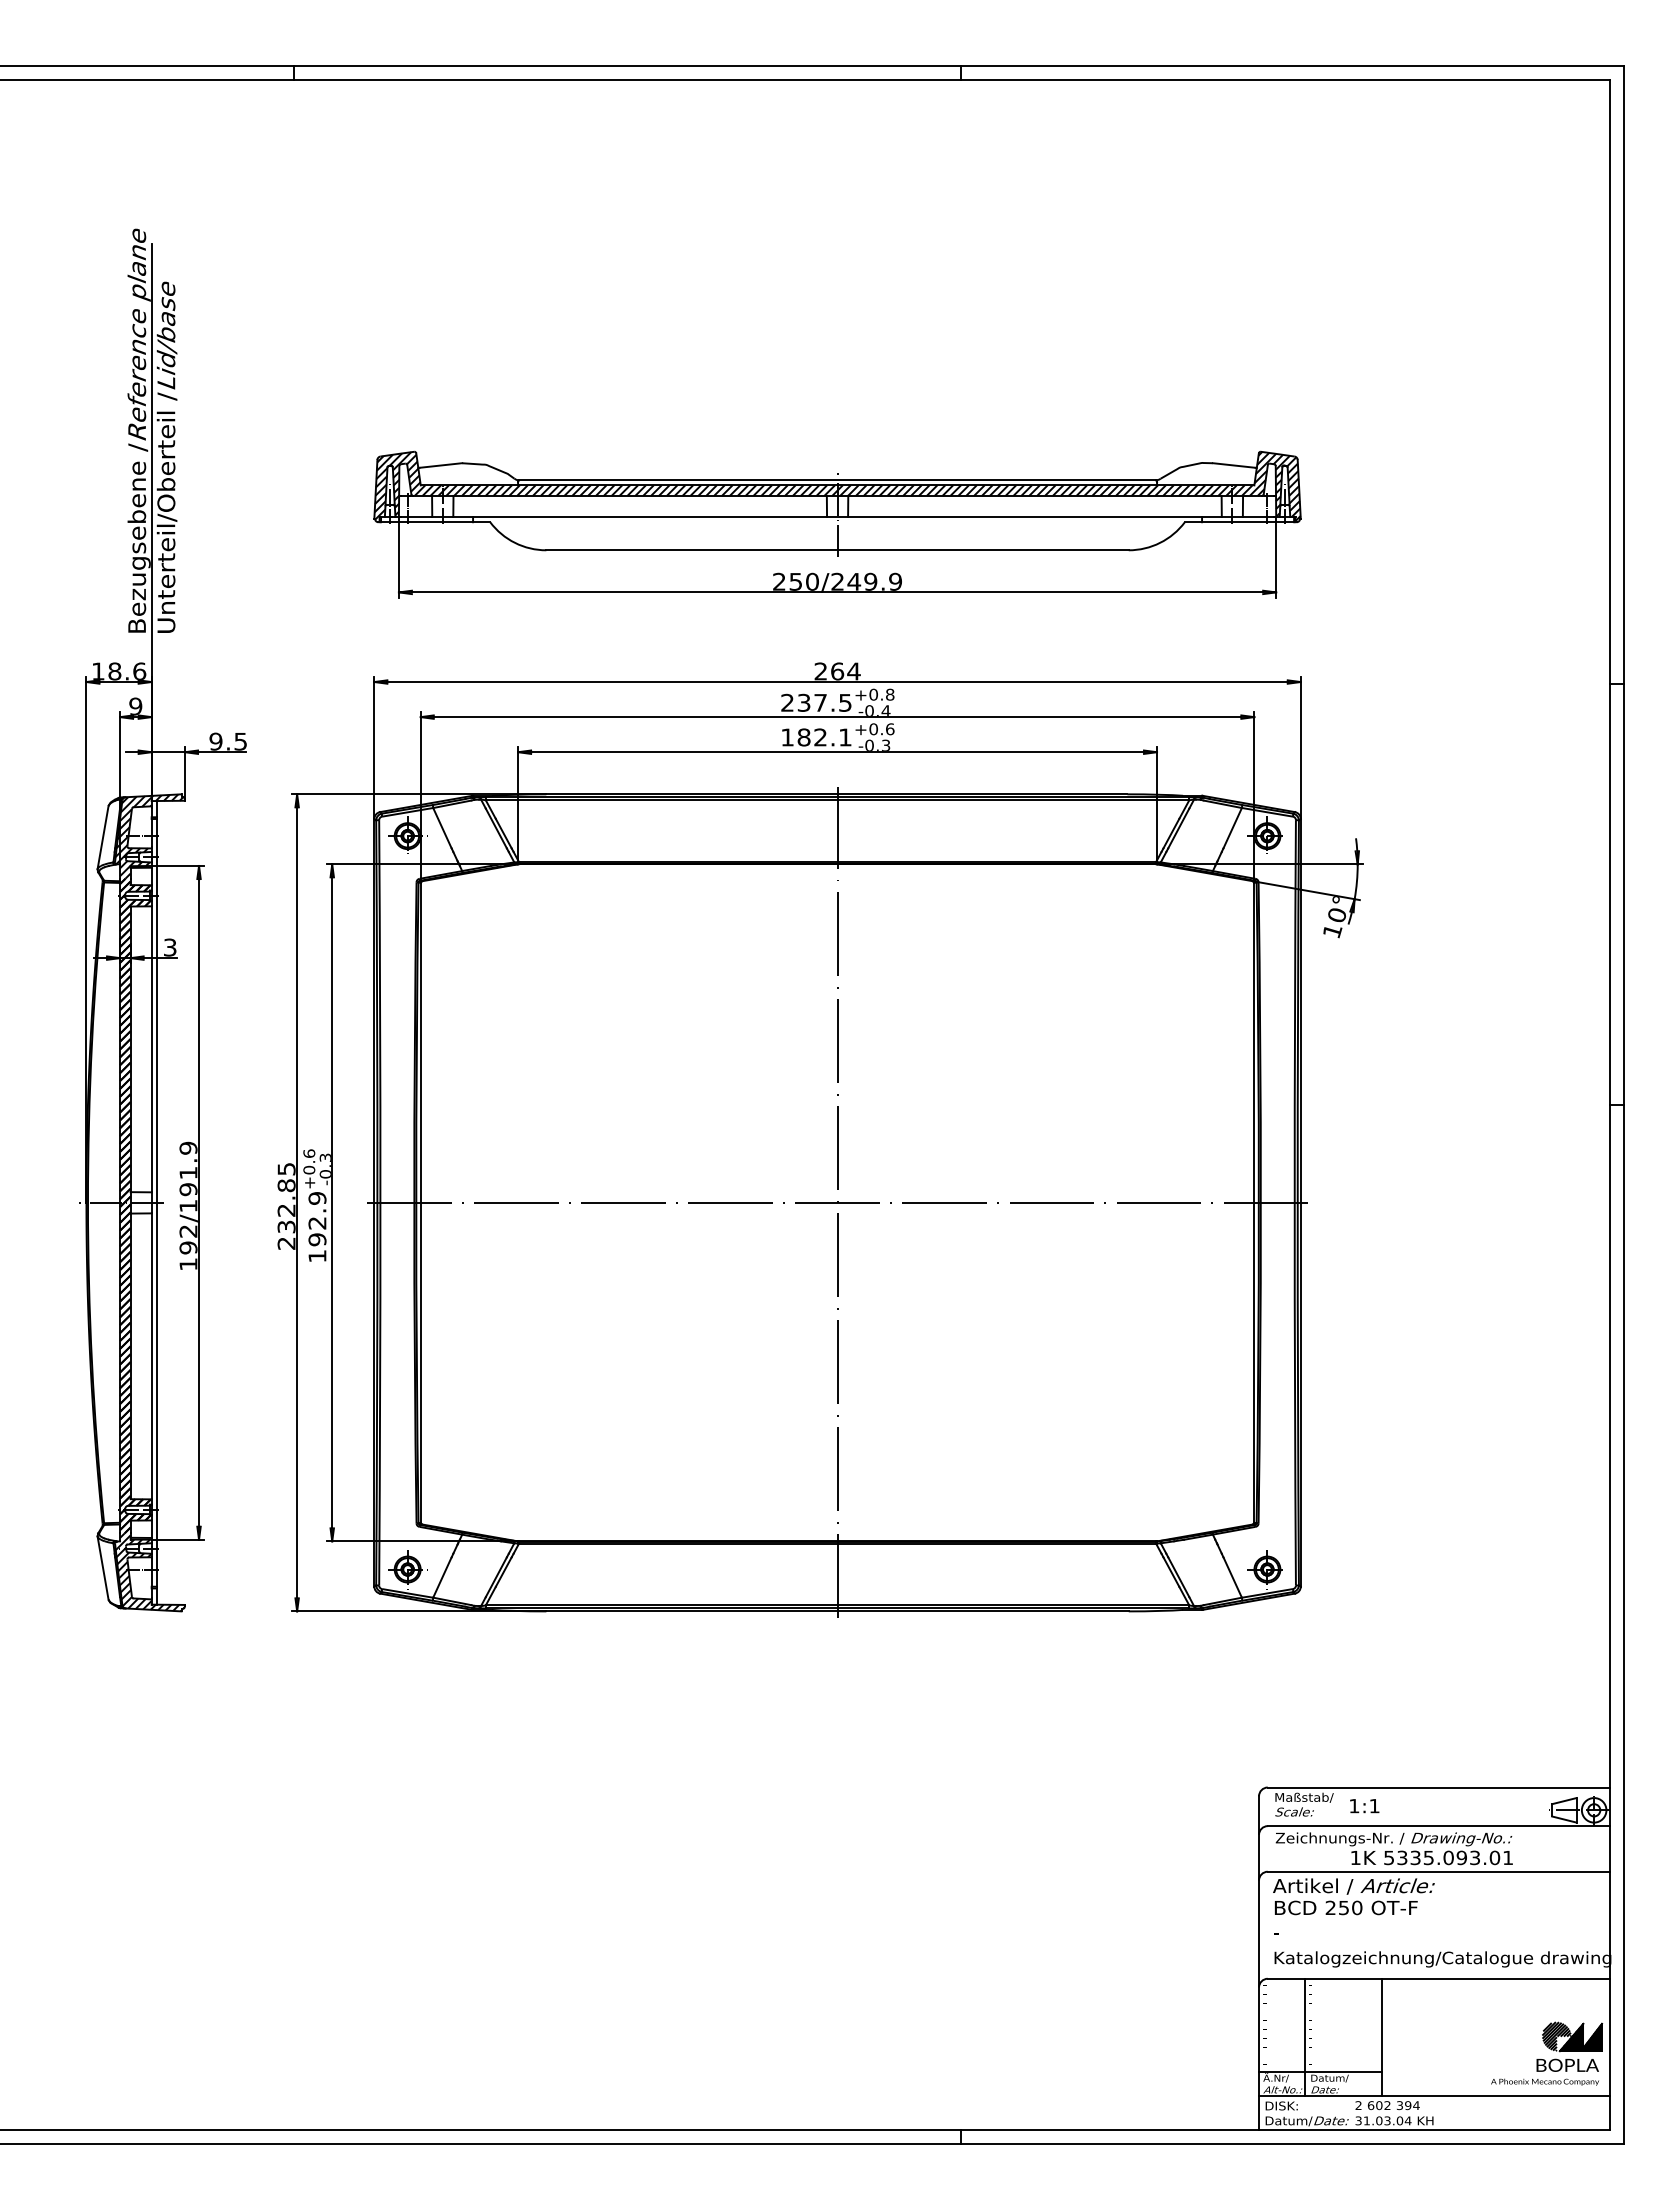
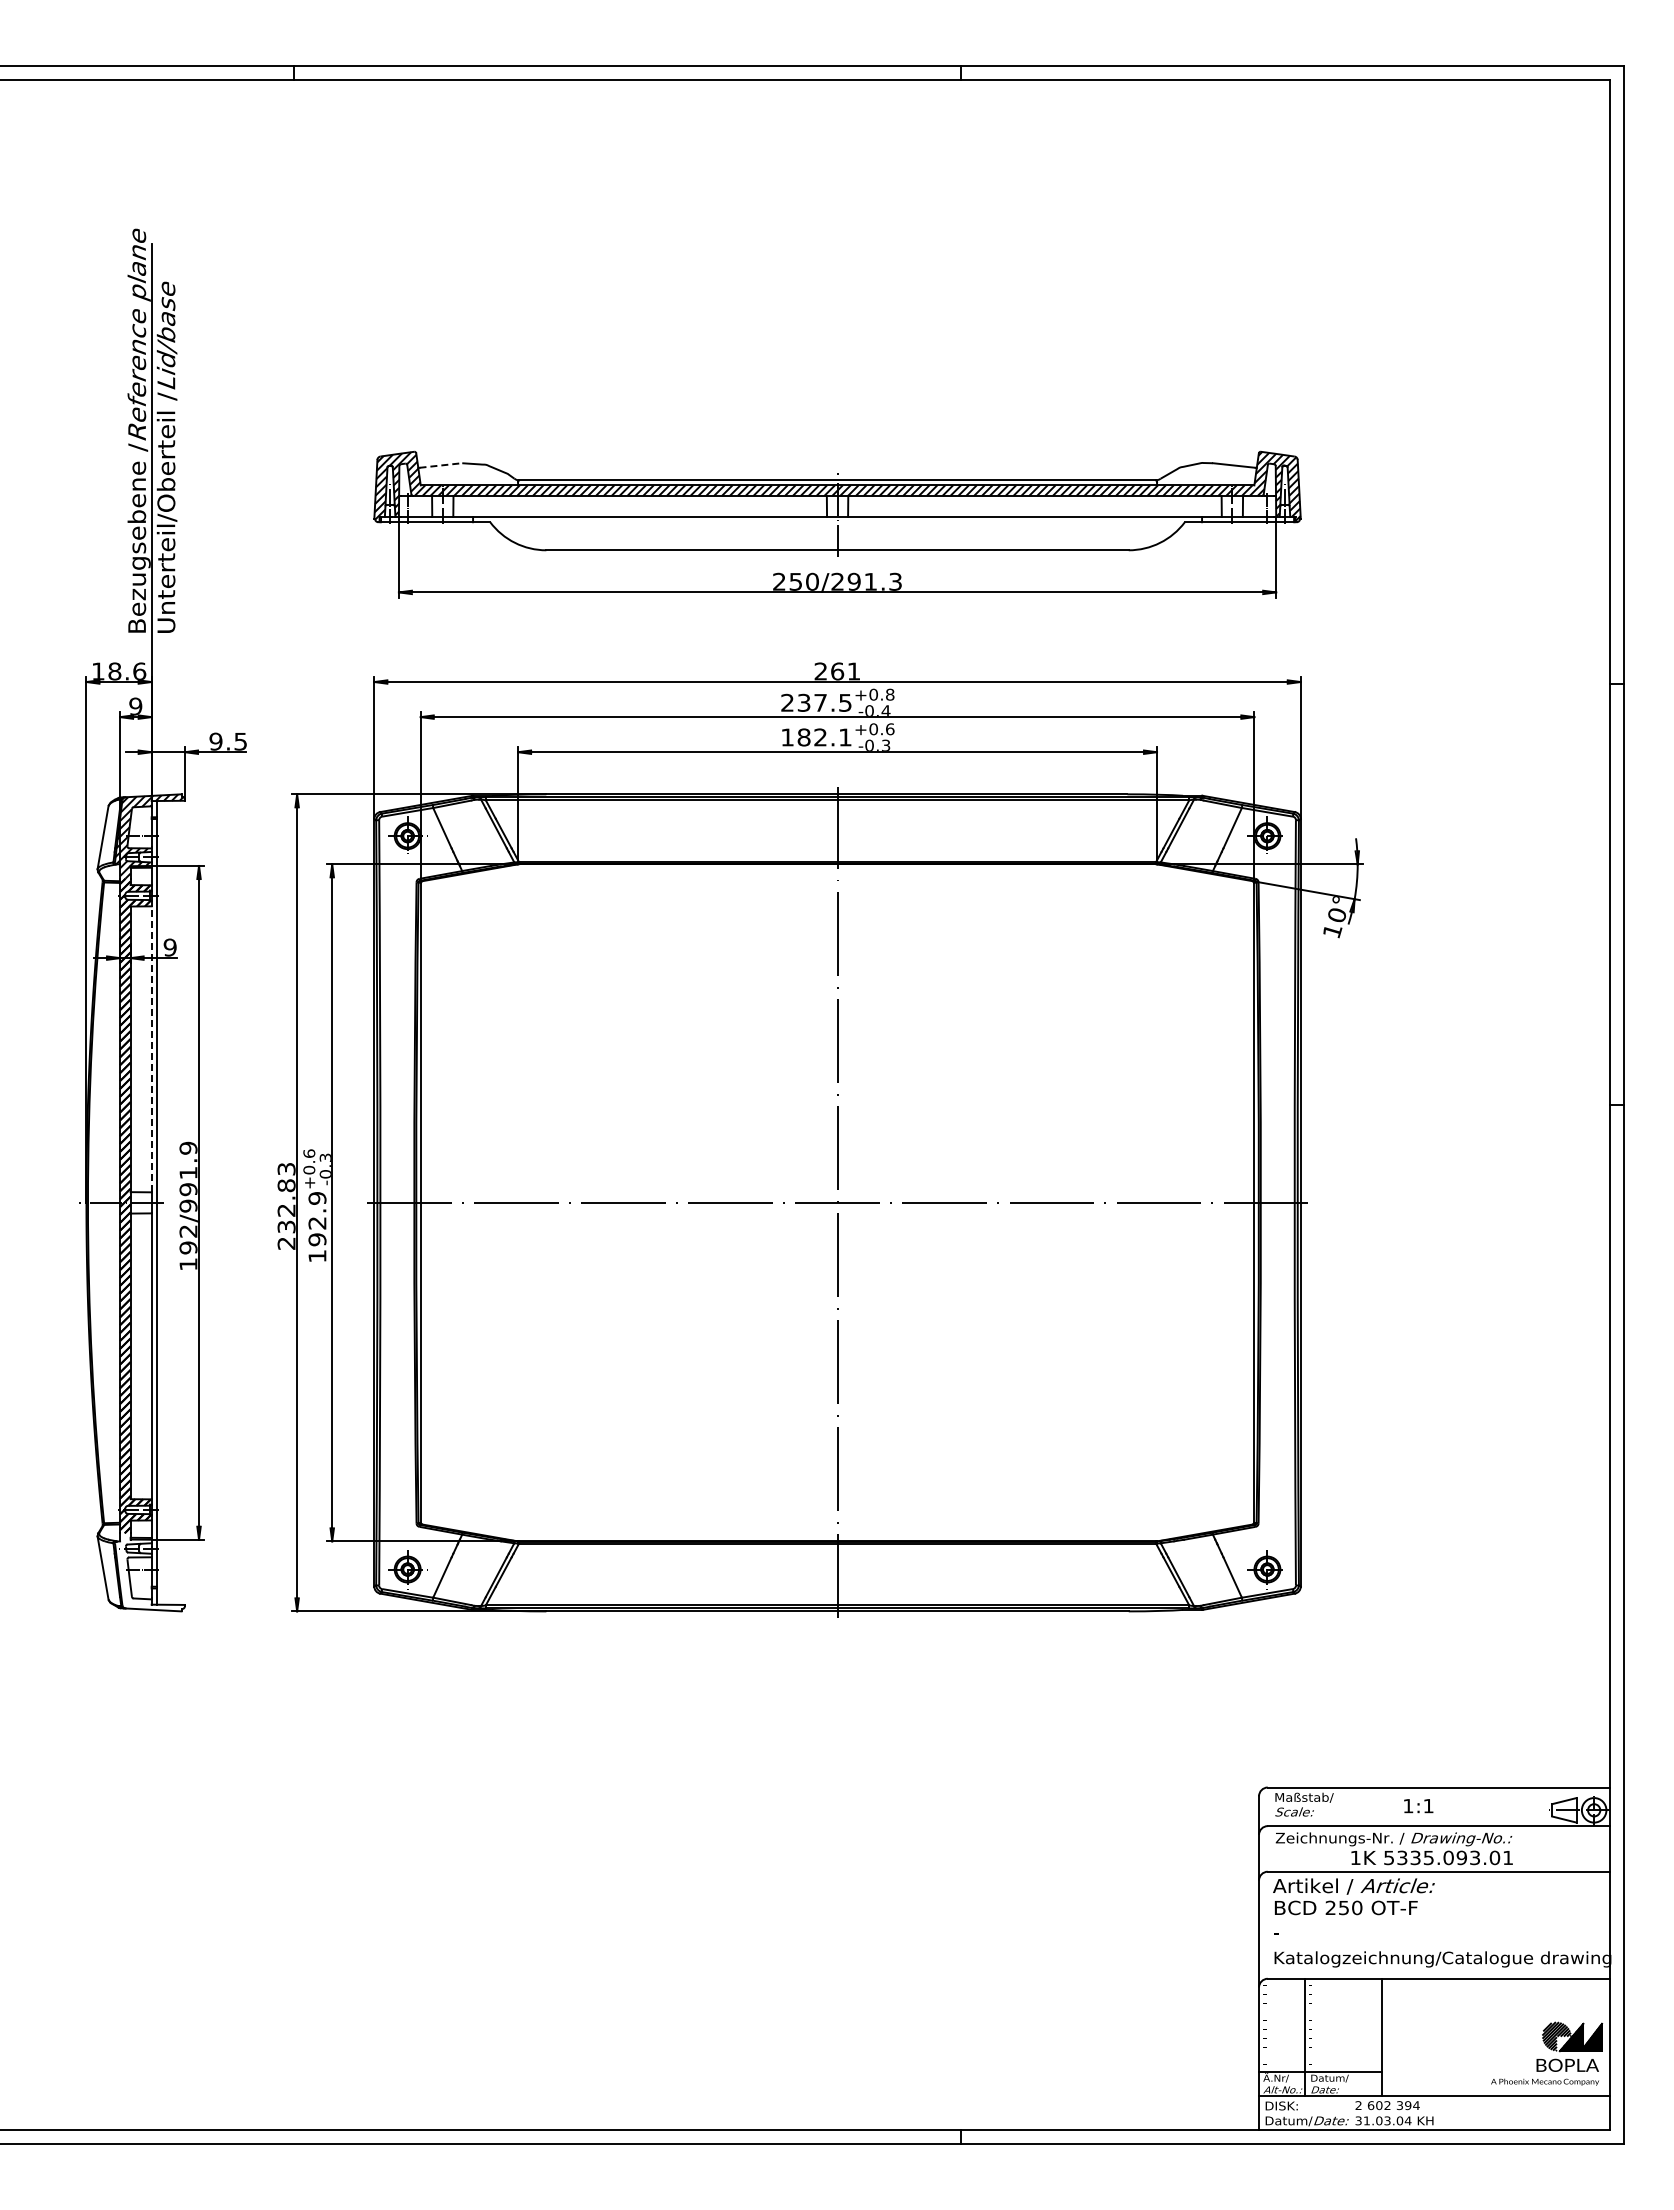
line: solid -> dashed (440, 465)
text: 250/249.9 -> 250/291.3 (874, 581)
text: 264 -> 261 (853, 671)
text: 3 -> 9 (169, 947)
line: solid -> dashed (151, 1049)
text: 232.85 -> 232.83 (285, 1168)
text: 192/191.9 -> 192/991.9 (188, 1205)
hatch: present -> none (149, 1572)
text position: (1364, 1806) -> (1418, 1806) (1418, 1806)
